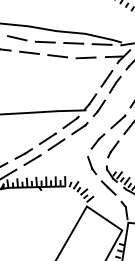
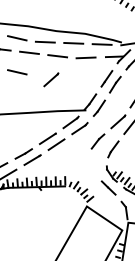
line: none -> present (17, 72)
line: none -> present (51, 79)
part: present -> none (92, 165)
